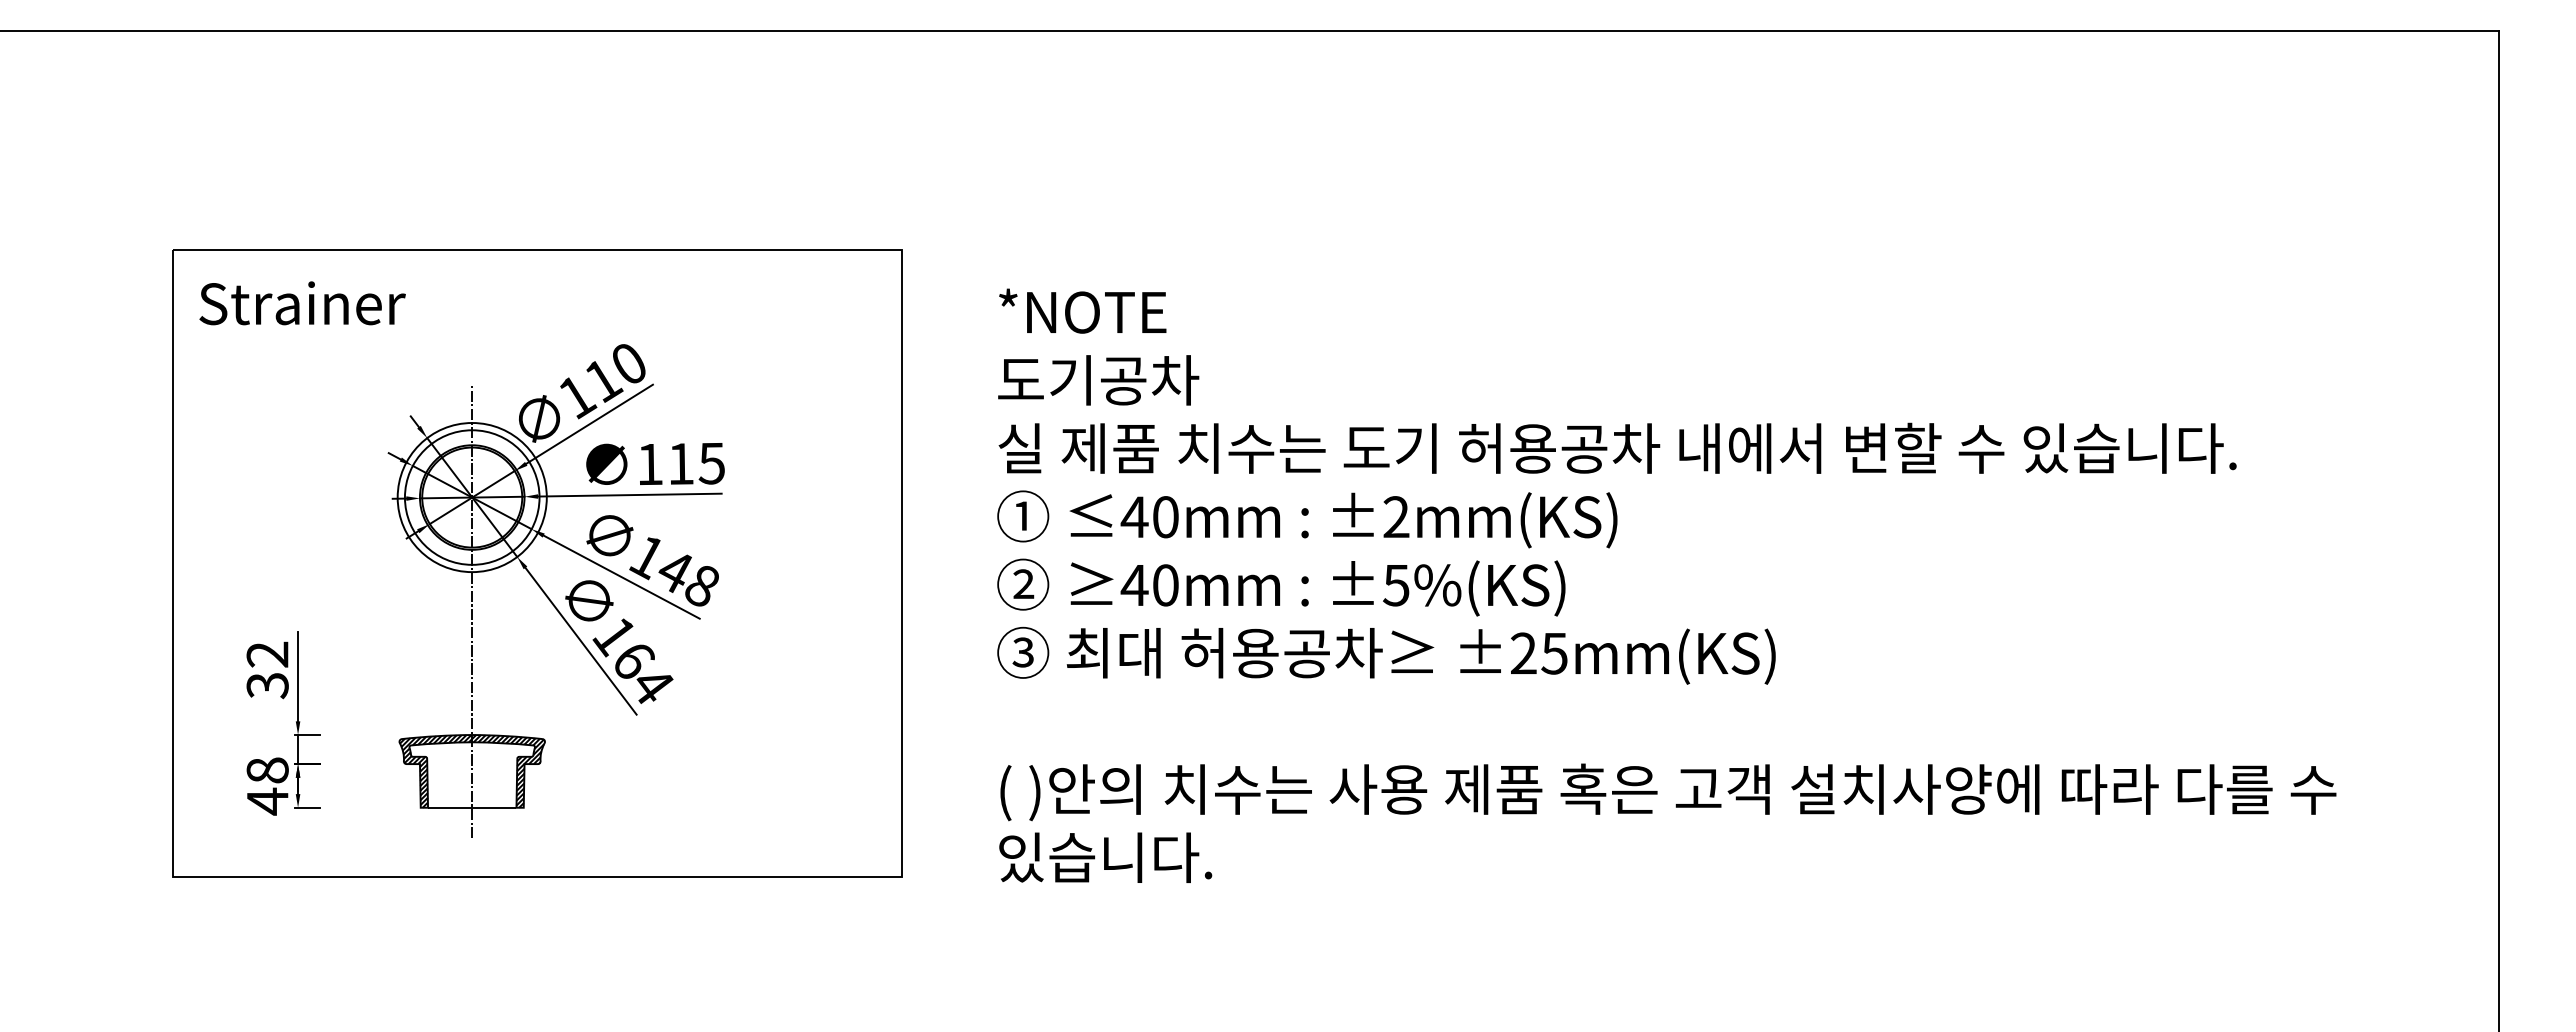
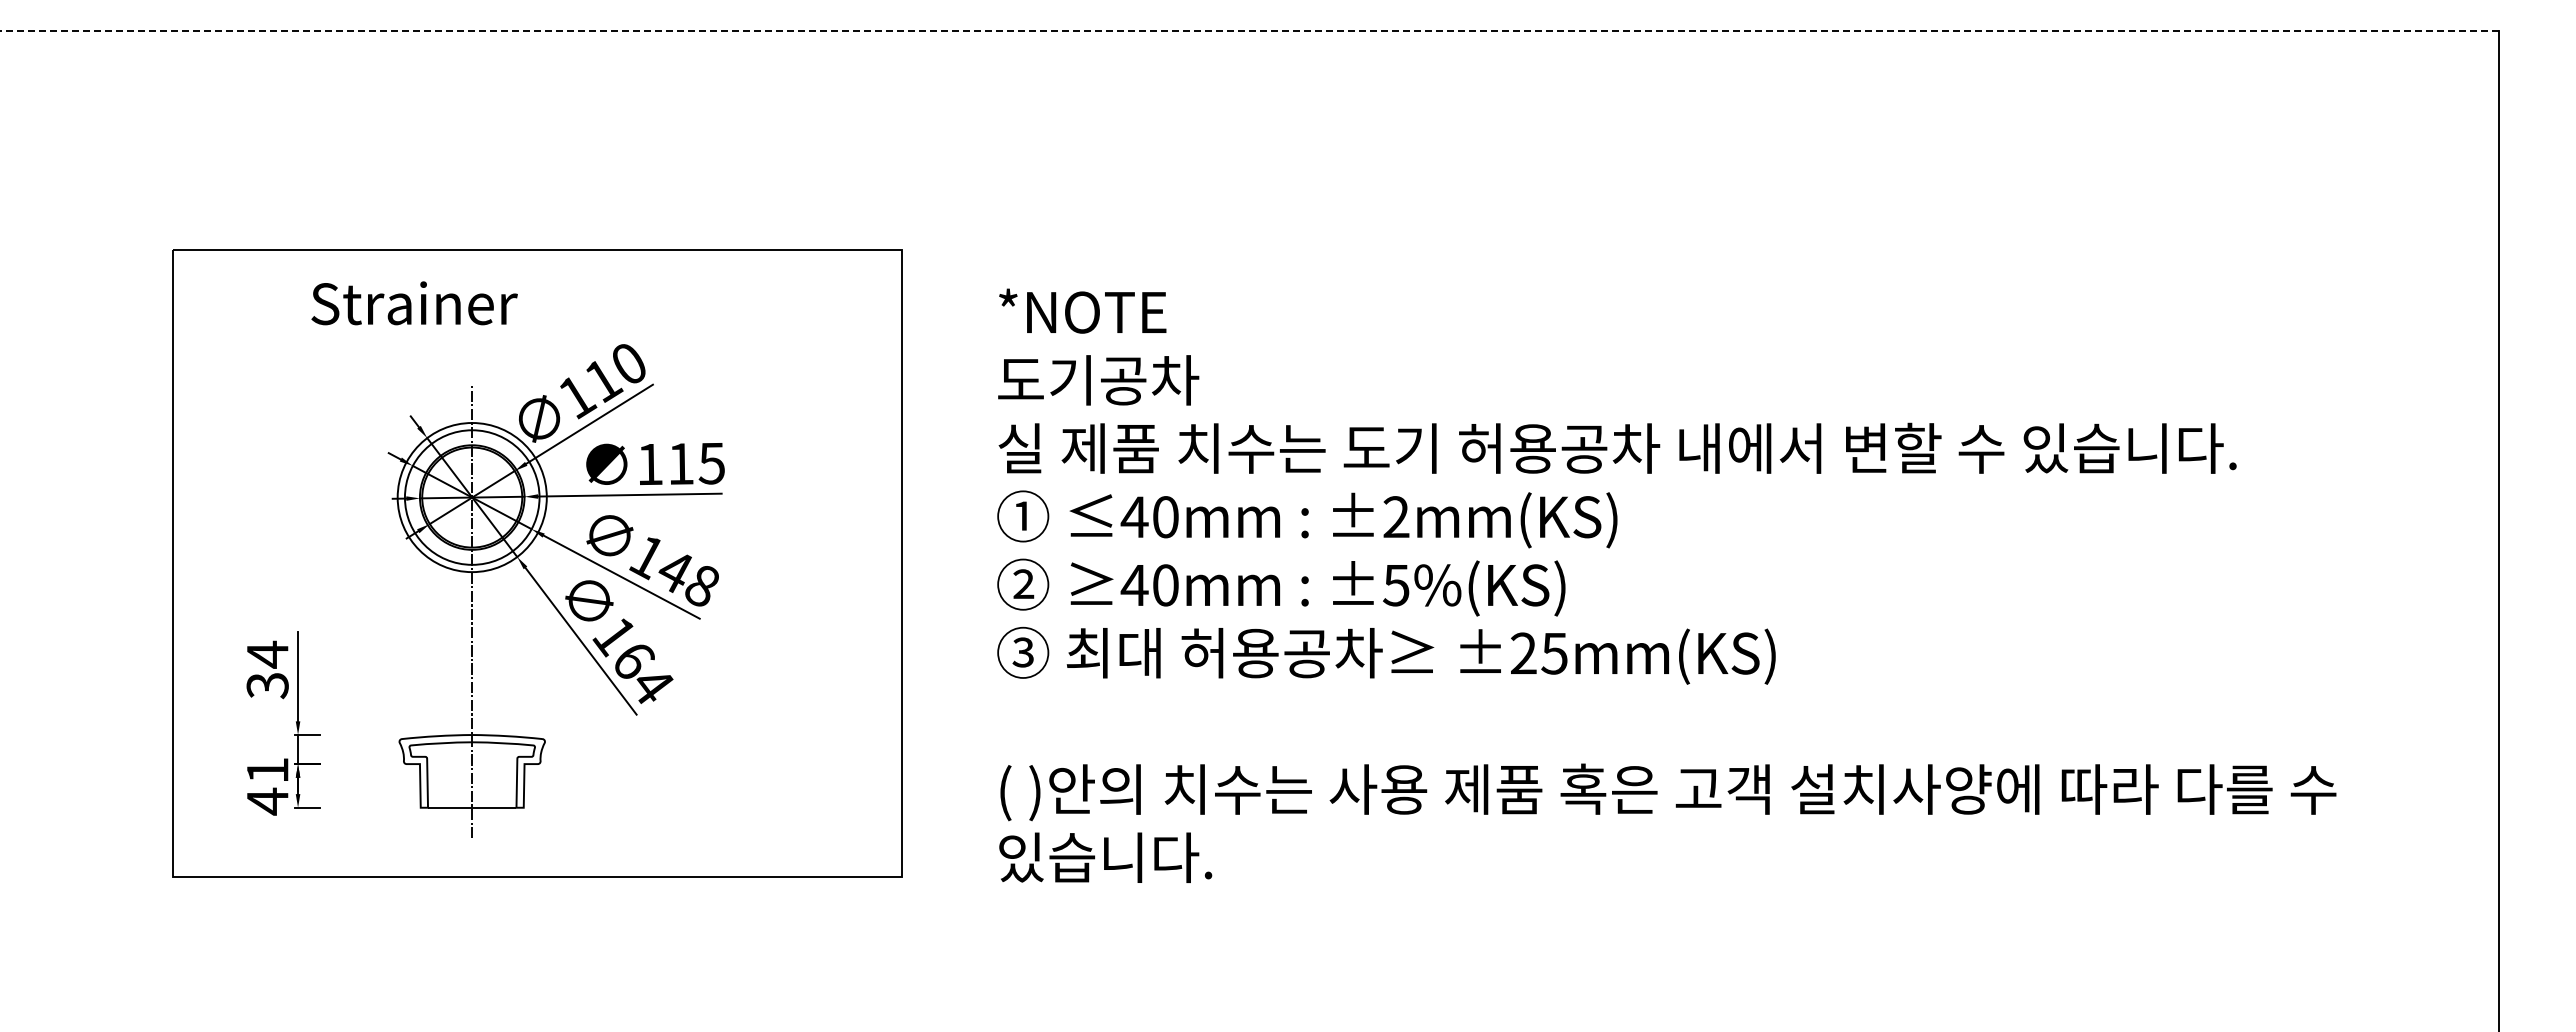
line: solid -> dashed (1248, 30)
text position: (302, 303) -> (414, 303) (414, 303)
text: 32 -> 34 (267, 654)
text: 48 -> 41 (267, 770)
hatch: present -> none (472, 771)
